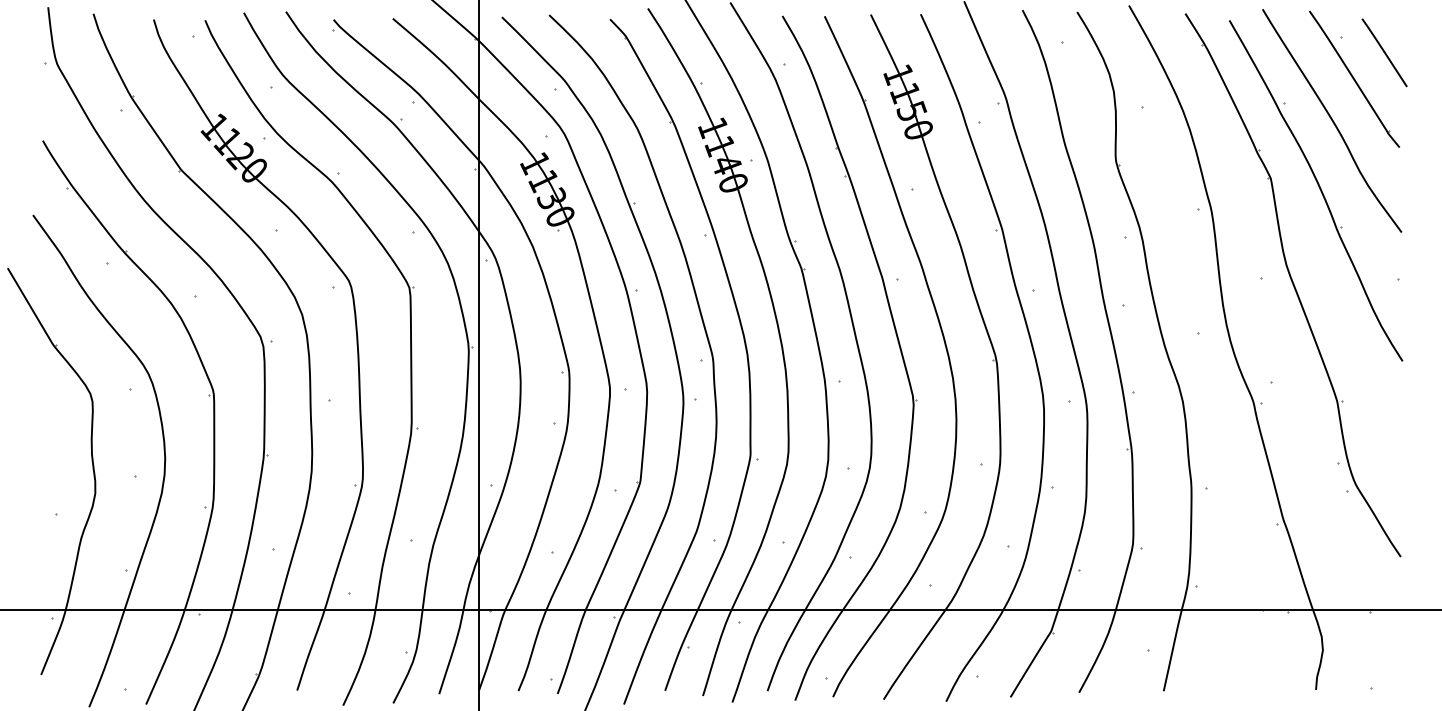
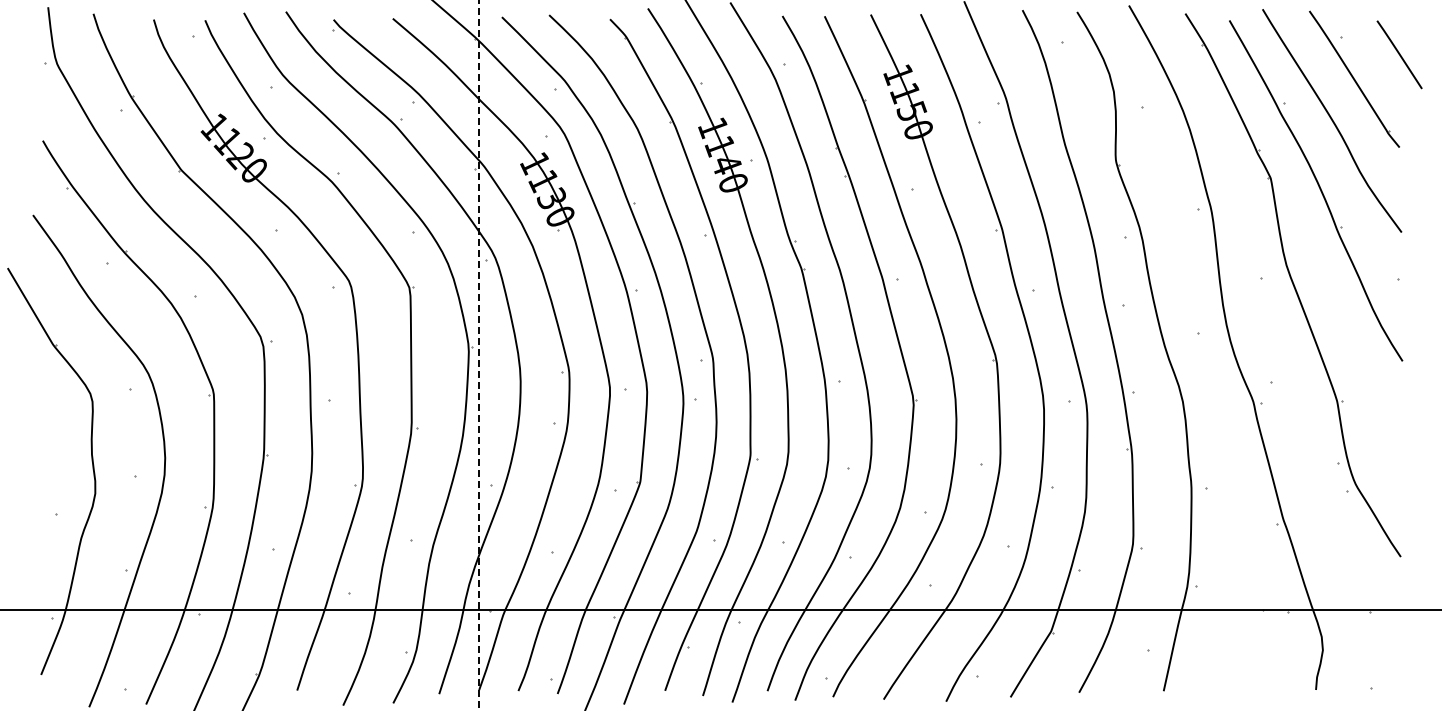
line position: (1384, 52) -> (1399, 54) (1399, 54)
line: solid -> dashed (479, 356)
